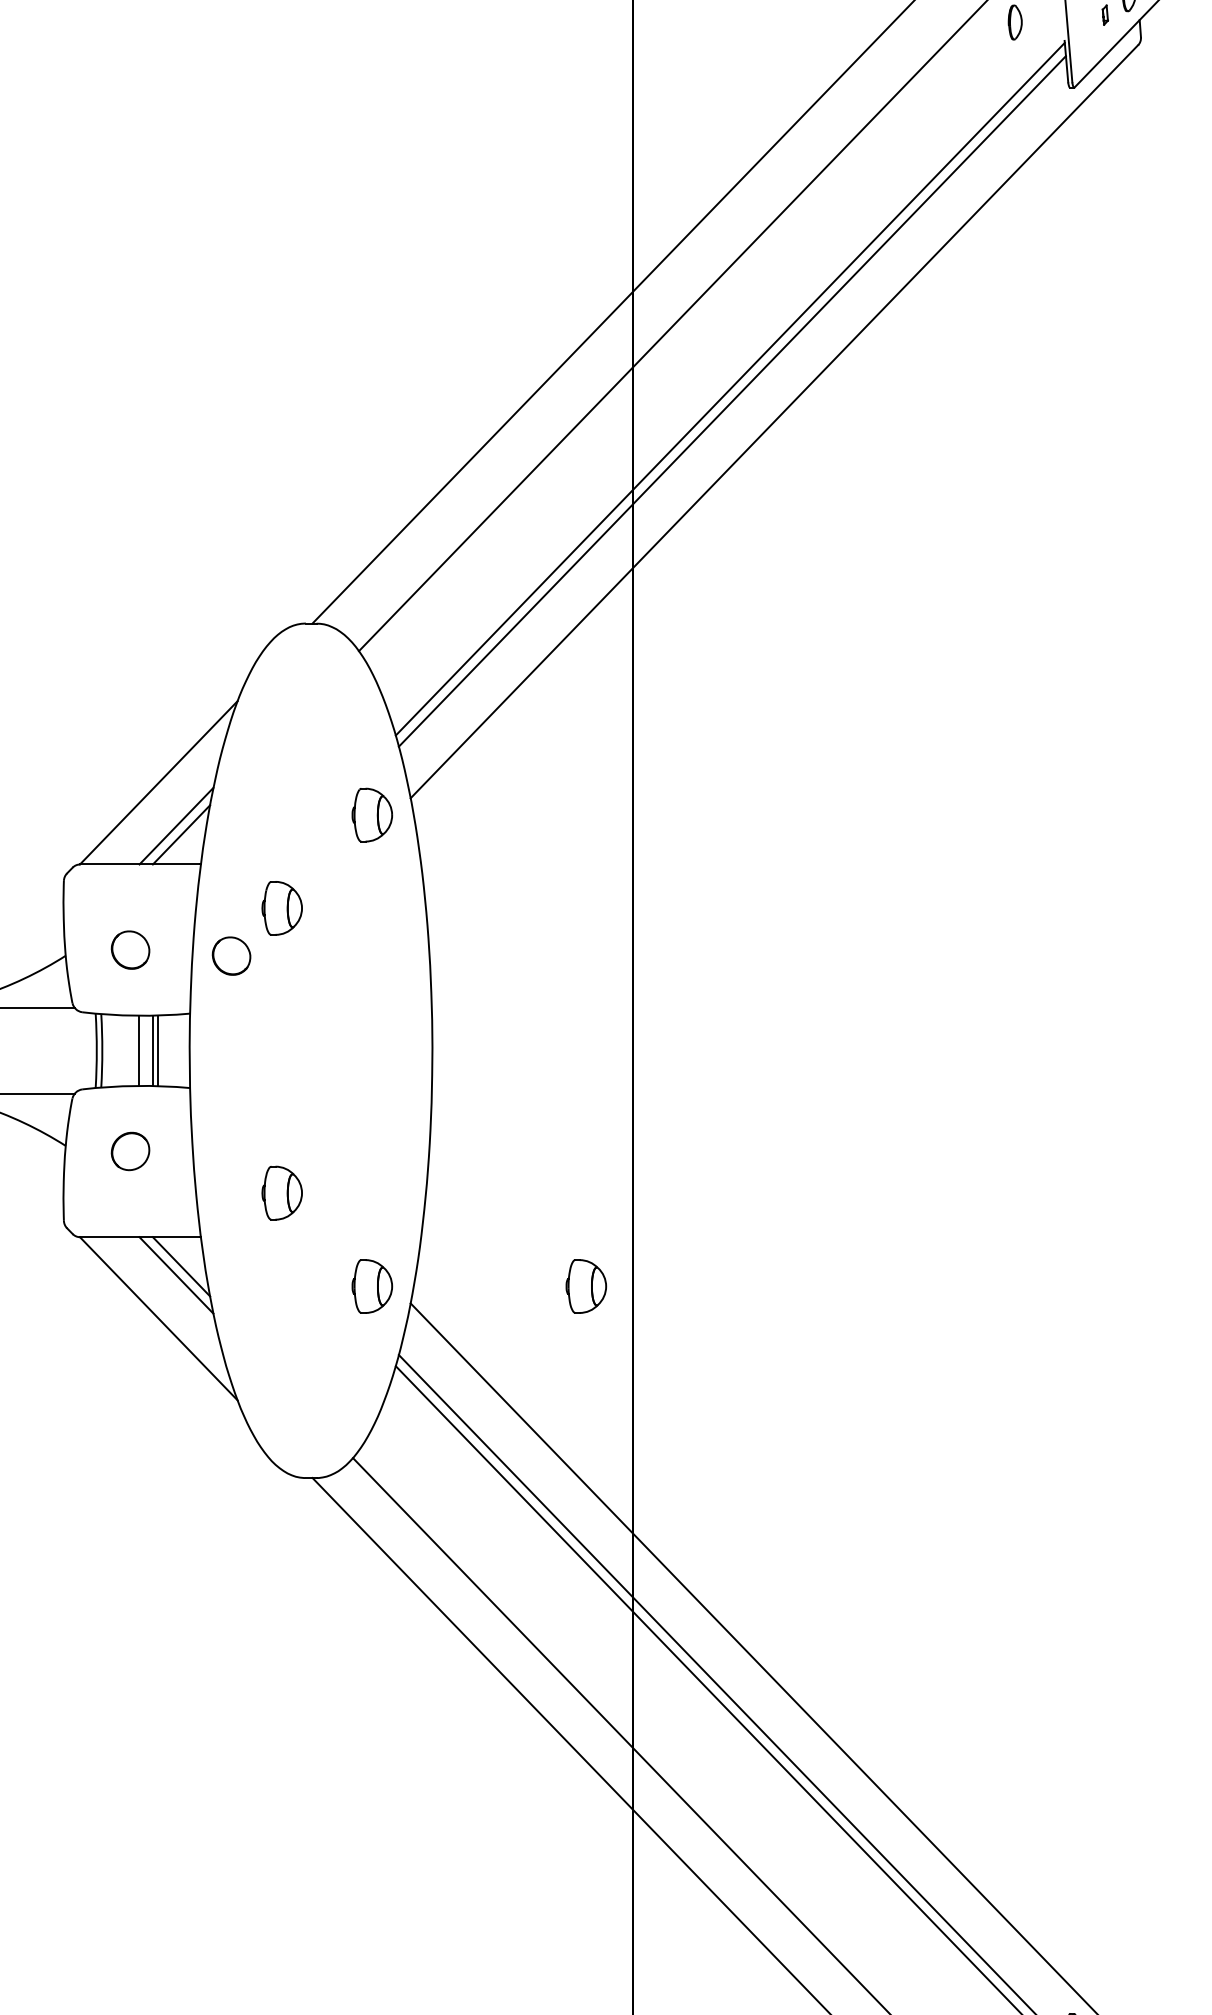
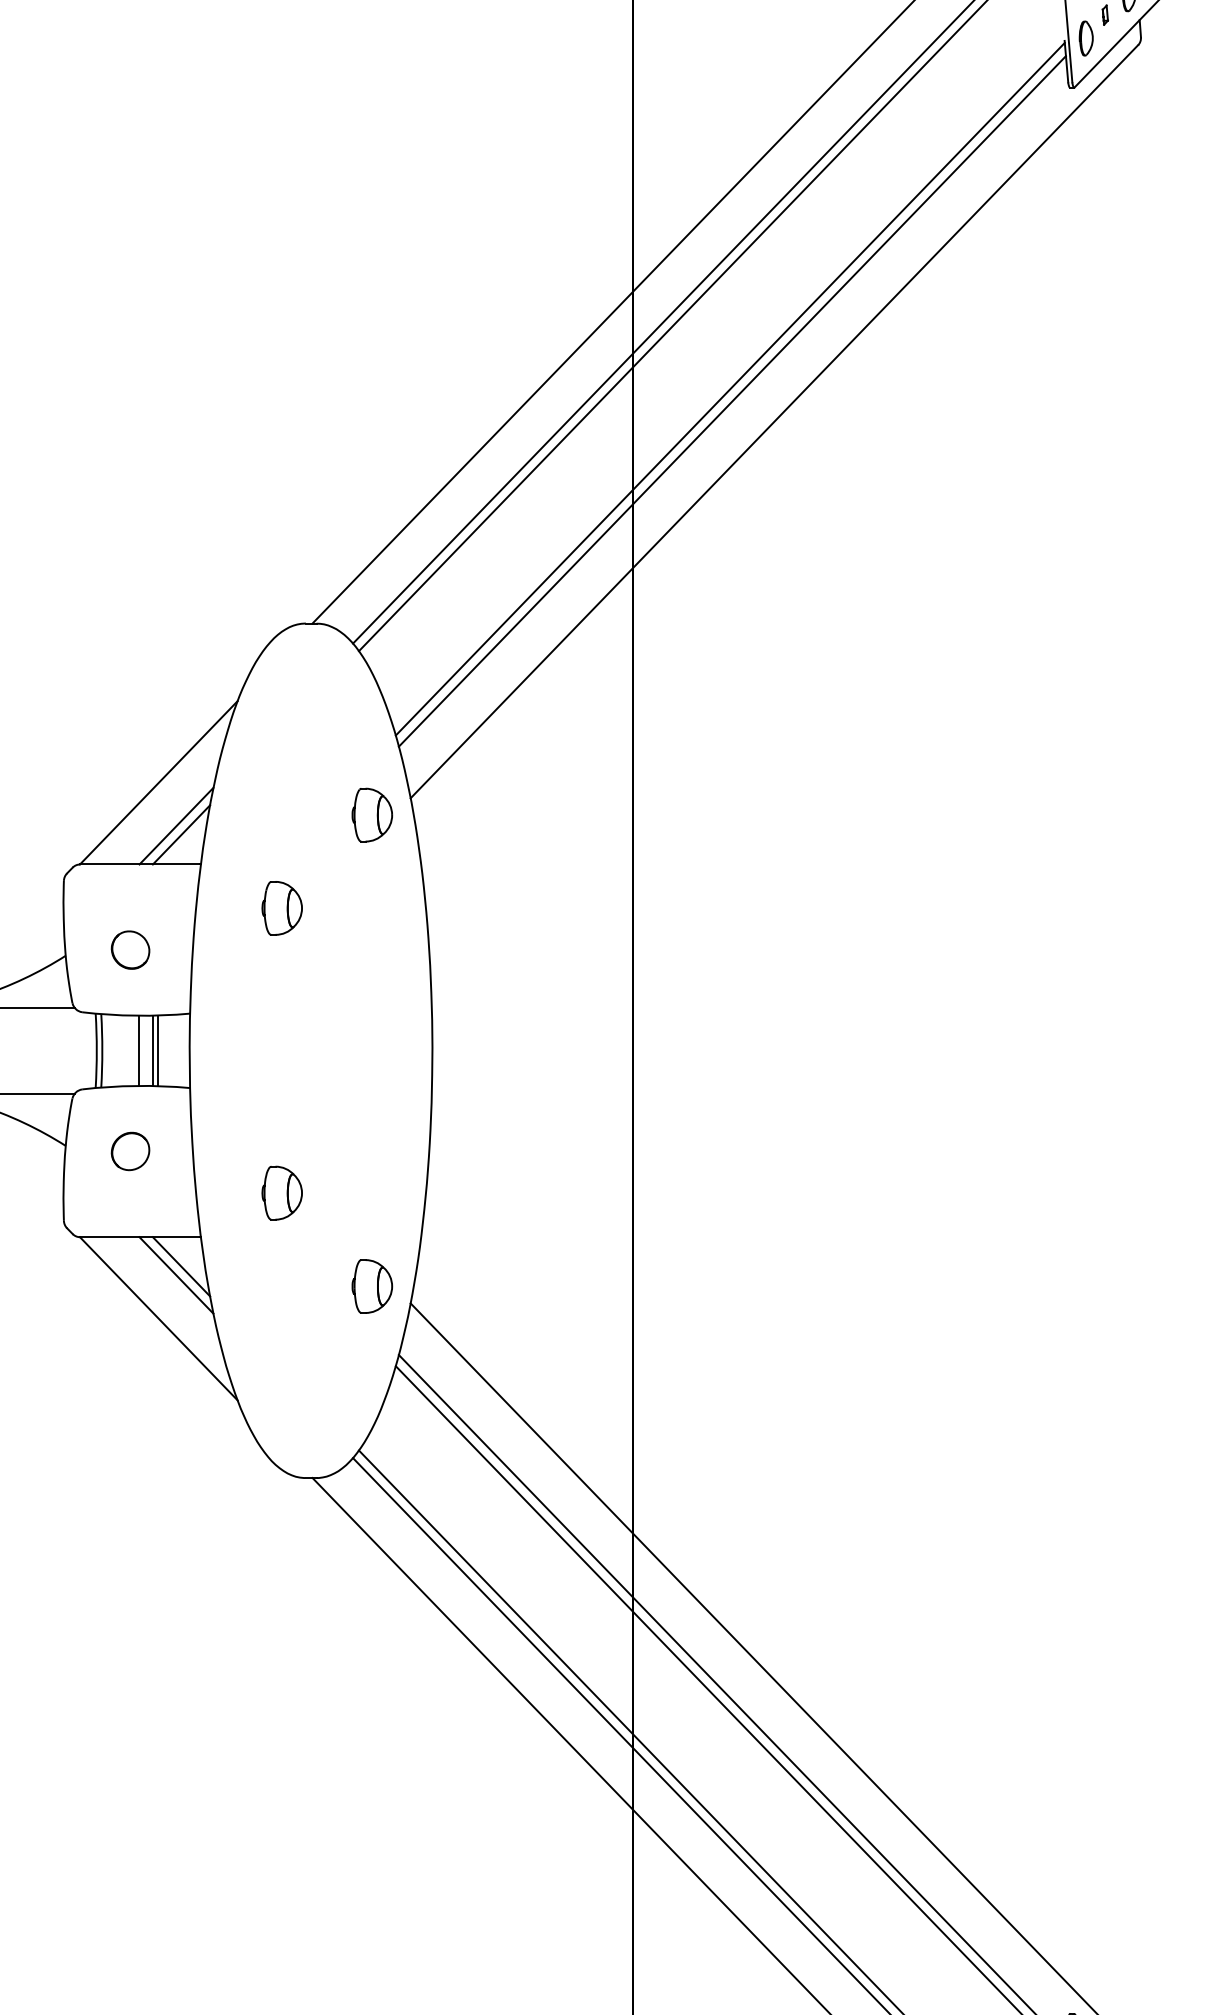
part position: (1014, 22) -> (1085, 38) (1085, 38)
line: none -> present (662, 322)
part: present -> none (231, 955)
part: present -> none (586, 1286)
line: none -> present (629, 1730)
